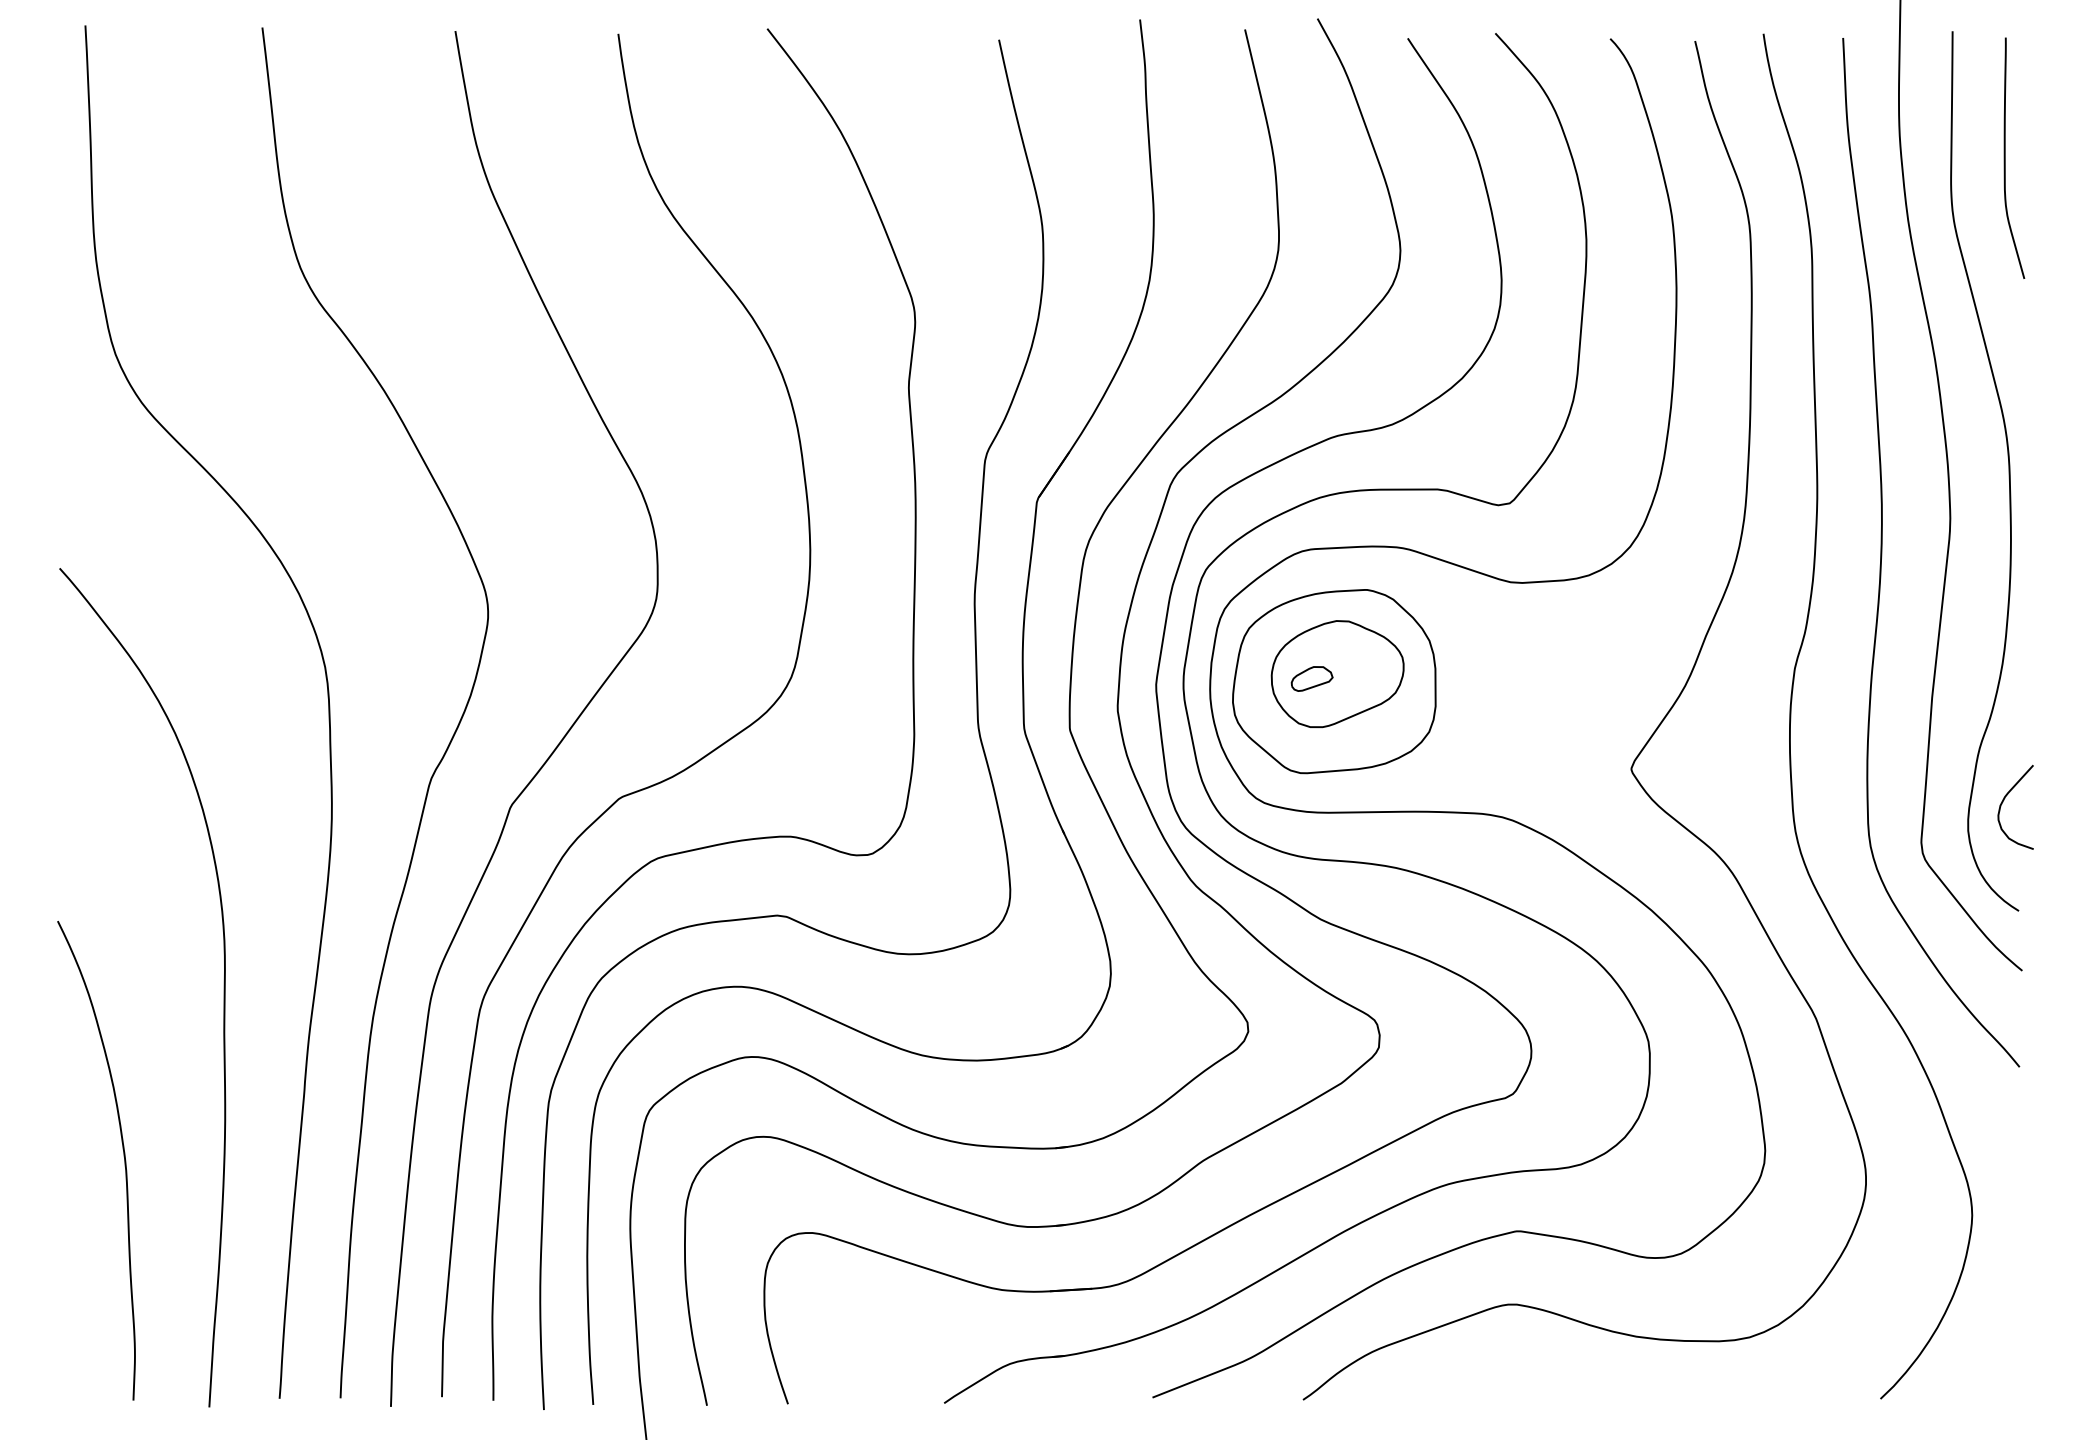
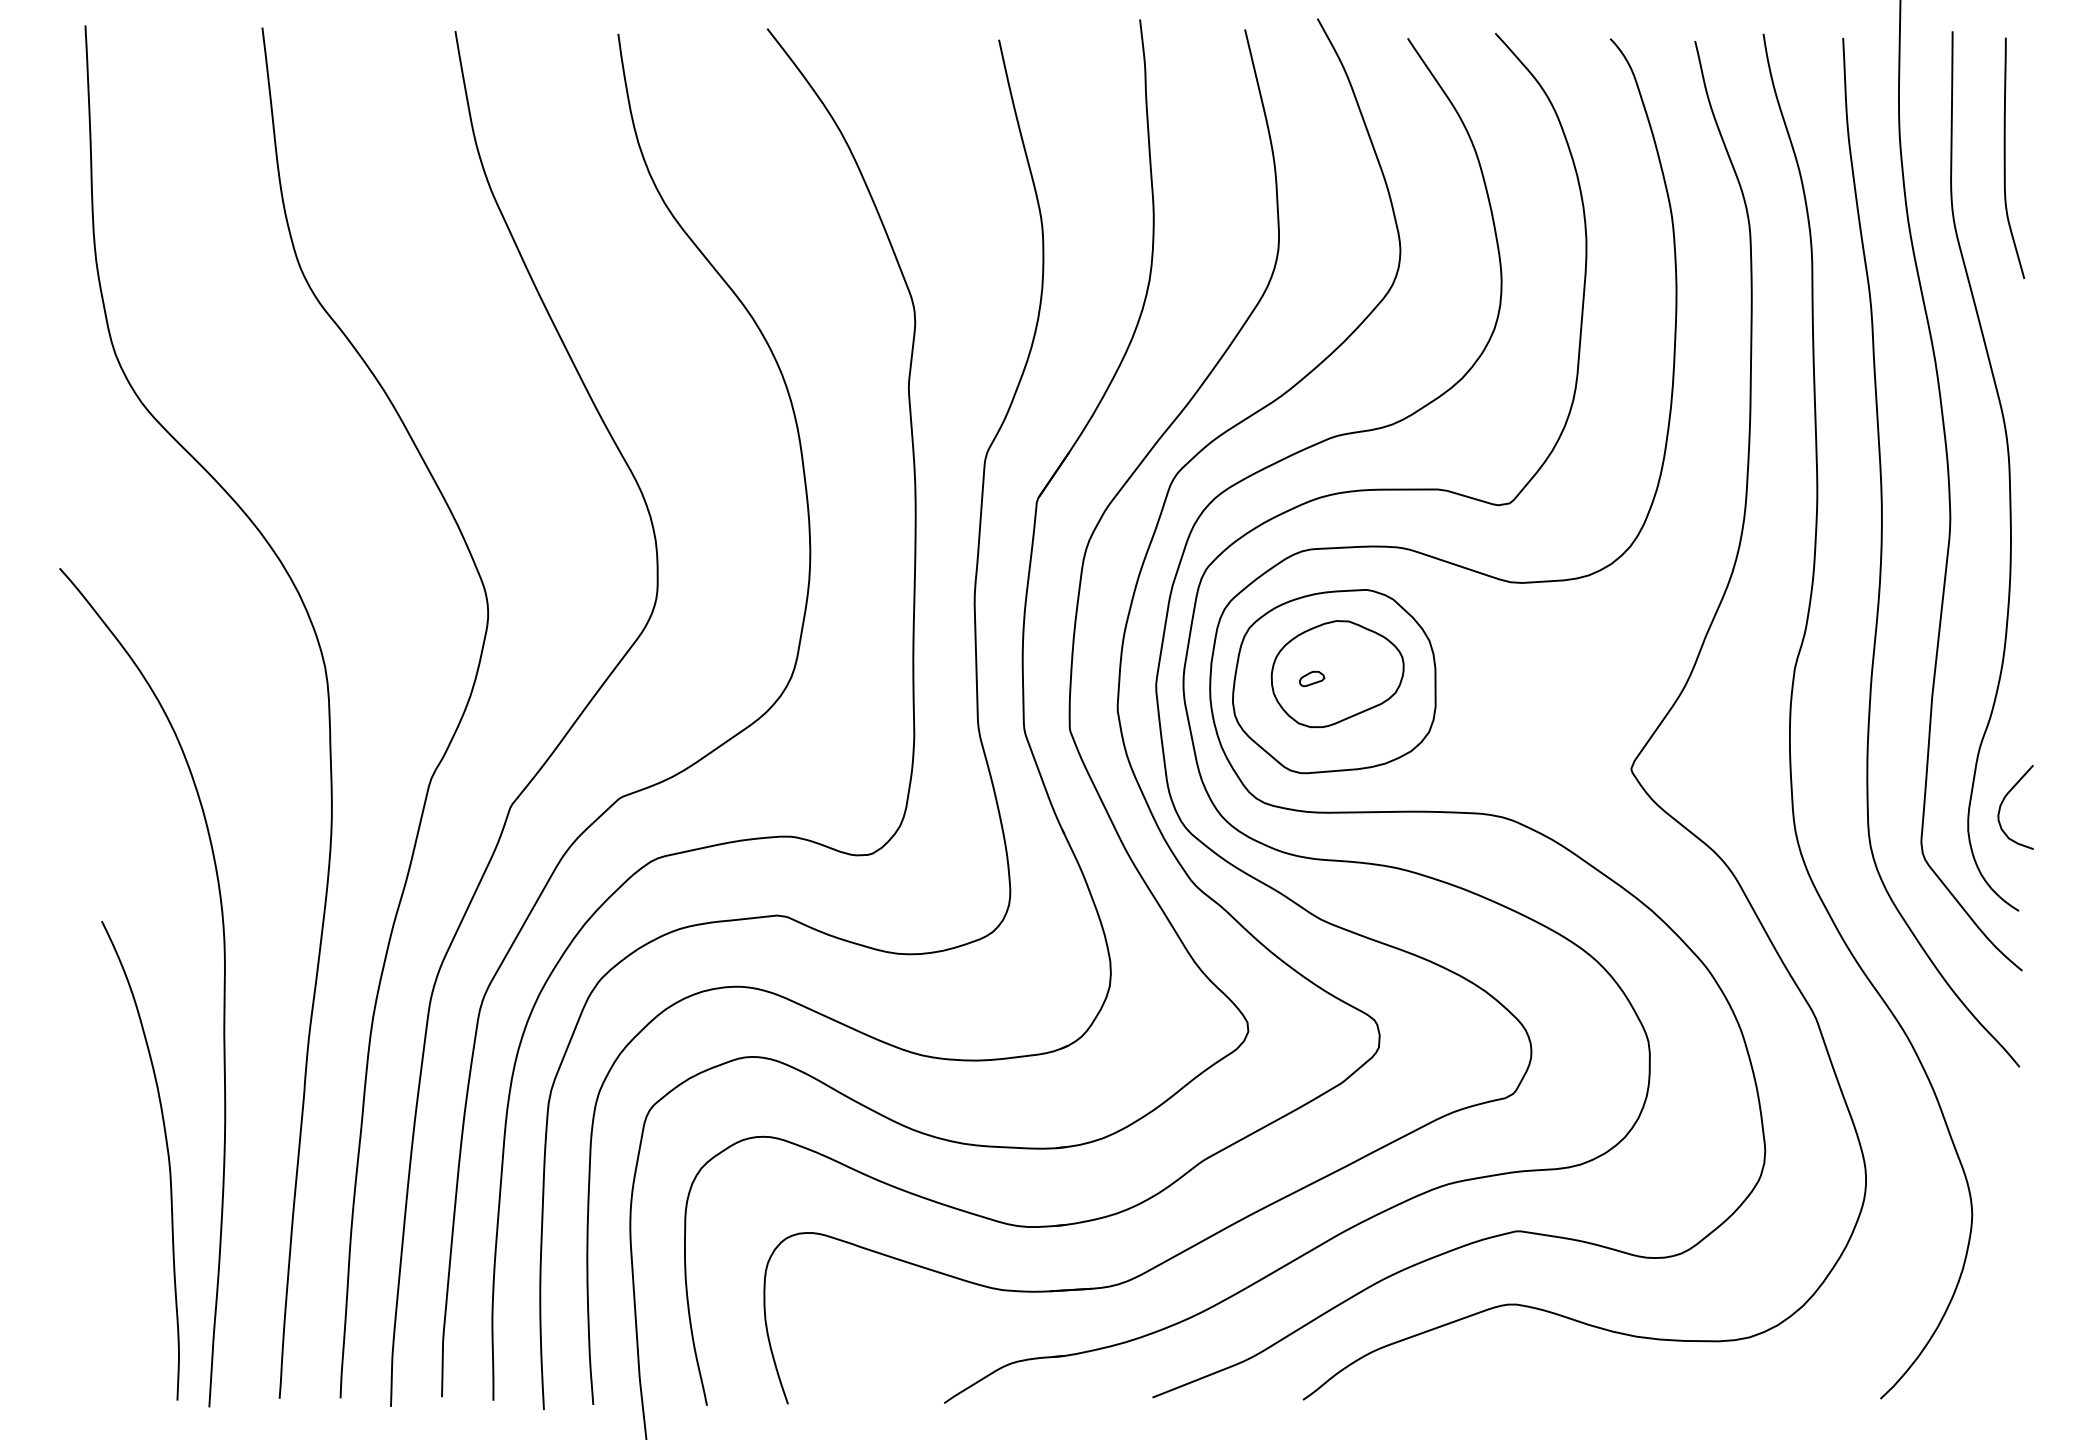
part size: 44x26 px -> 27x18 px (1312, 678)
curve position: (123, 1156) -> (167, 1156) (167, 1156)
